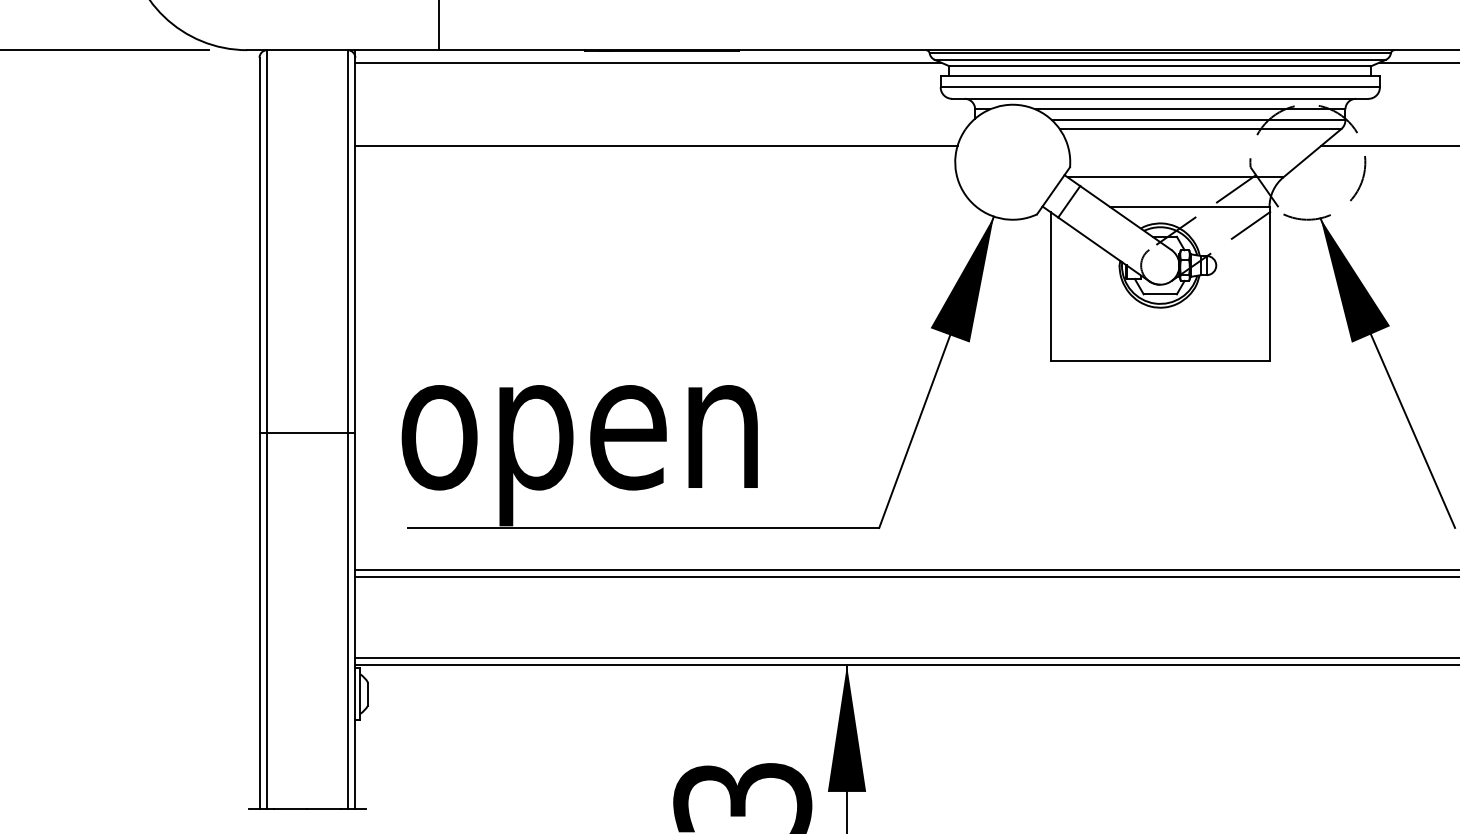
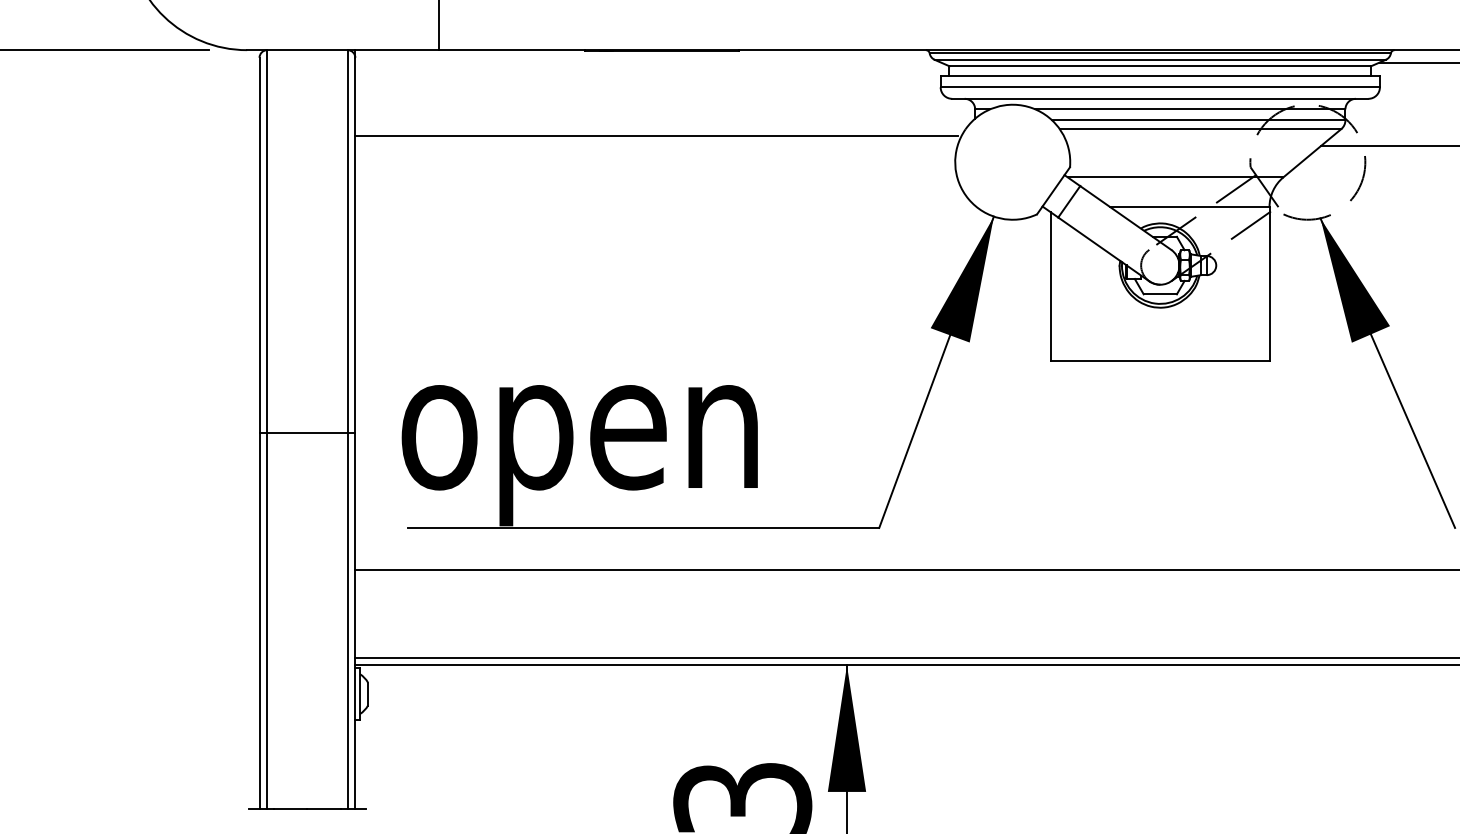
line: present -> none (648, 62)
line position: (656, 145) -> (656, 135) (656, 135)
line: present -> none (905, 577)
